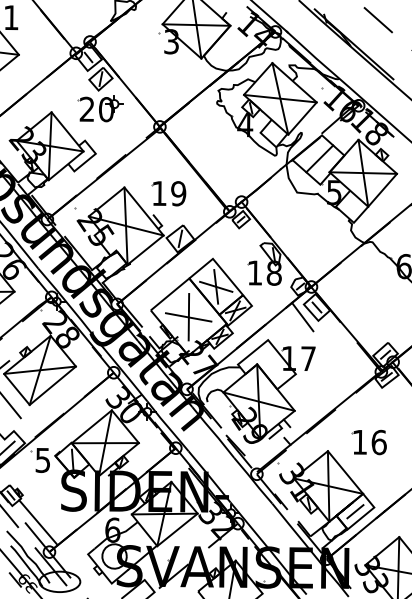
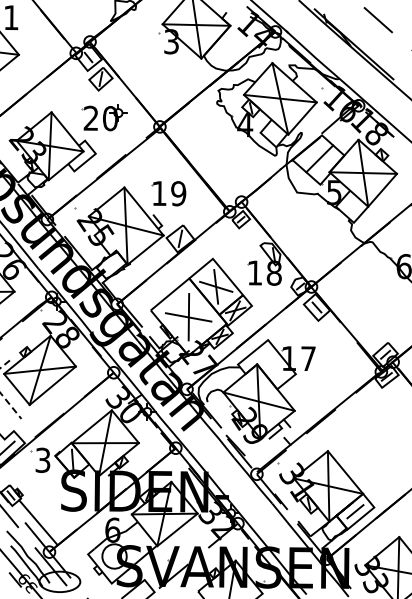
part position: (100, 108) -> (104, 117) (104, 117)
line: present -> none (302, 316)
line: solid -> dashed (7, 401)
part: present -> none (368, 442)
text: 5 -> 3 (43, 459)
